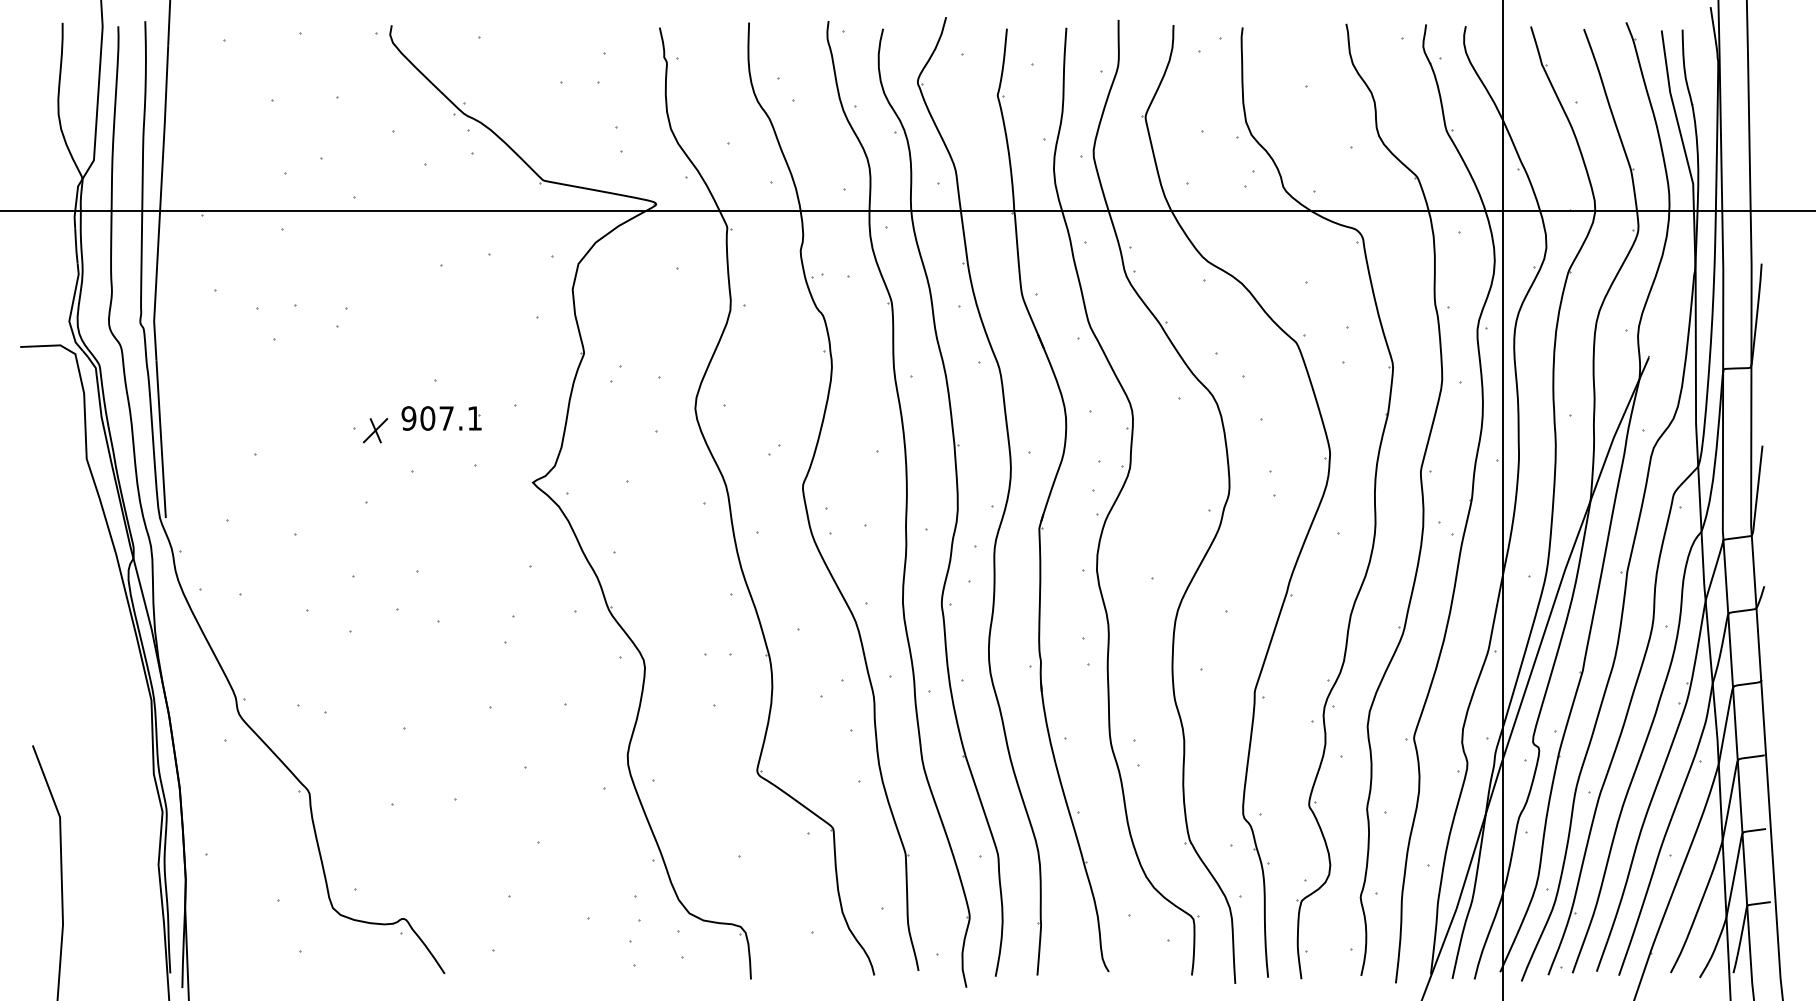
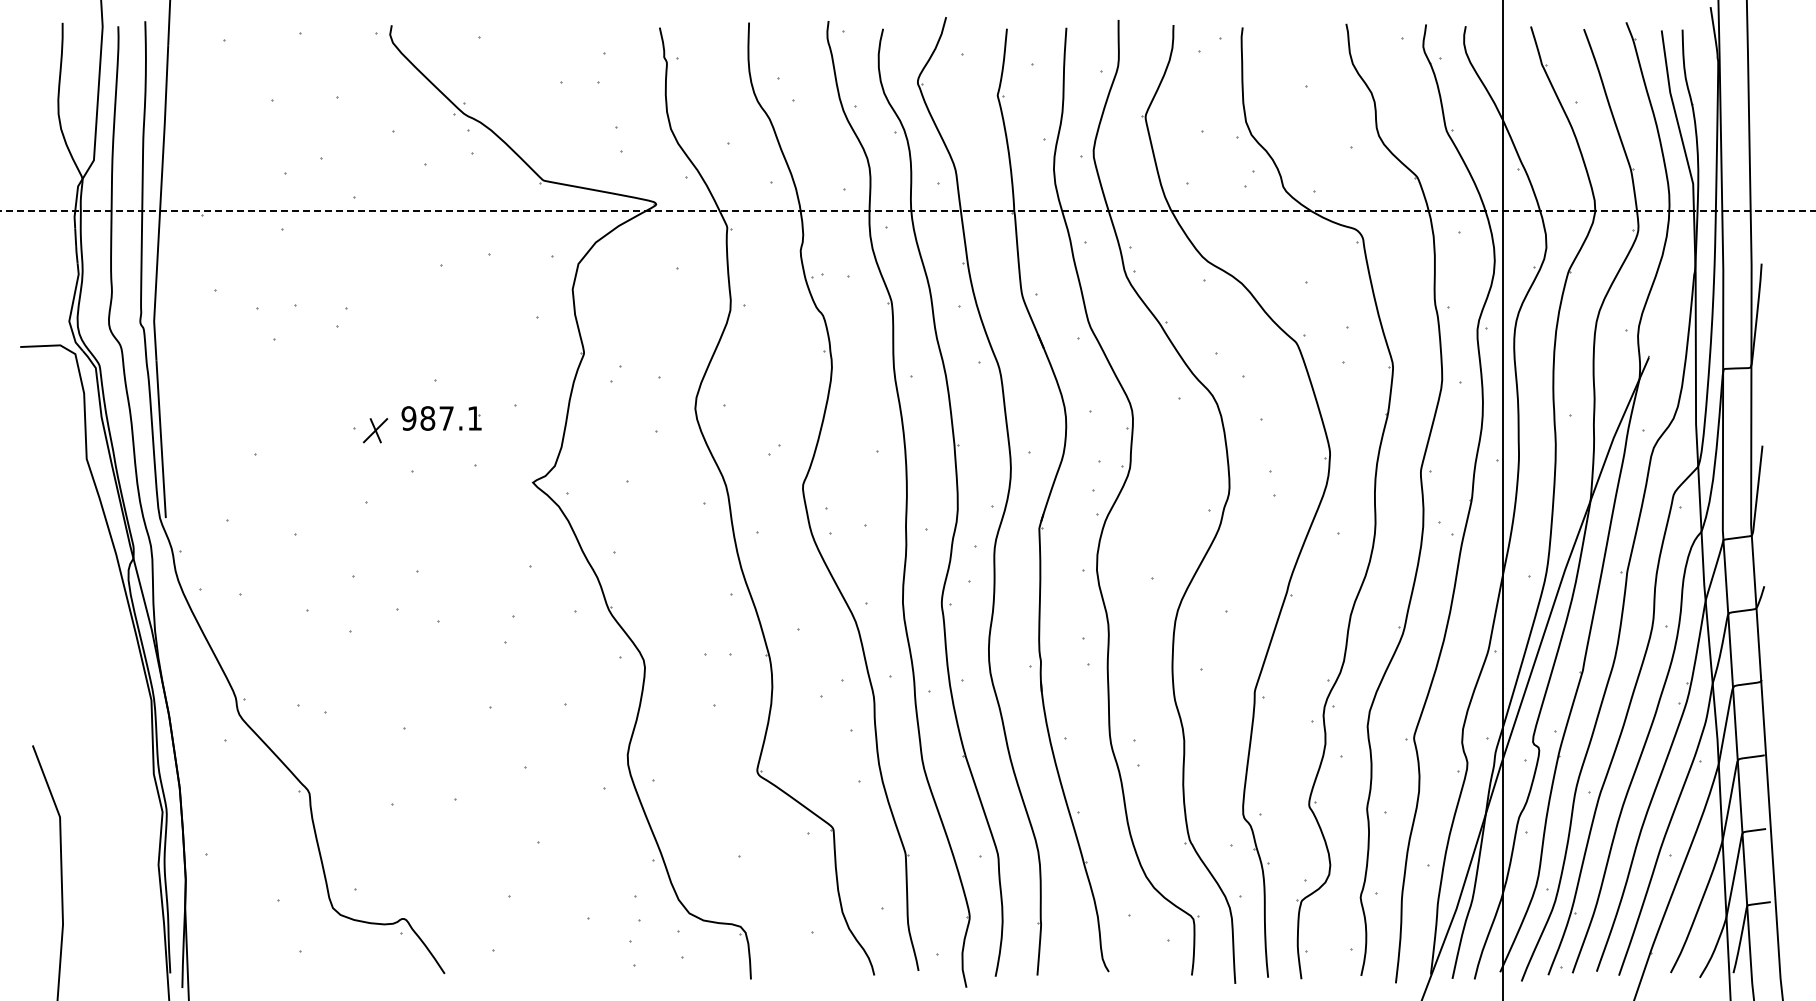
line: solid -> dashed (907, 211)
text: 907.1 -> 987.1 (427, 418)
